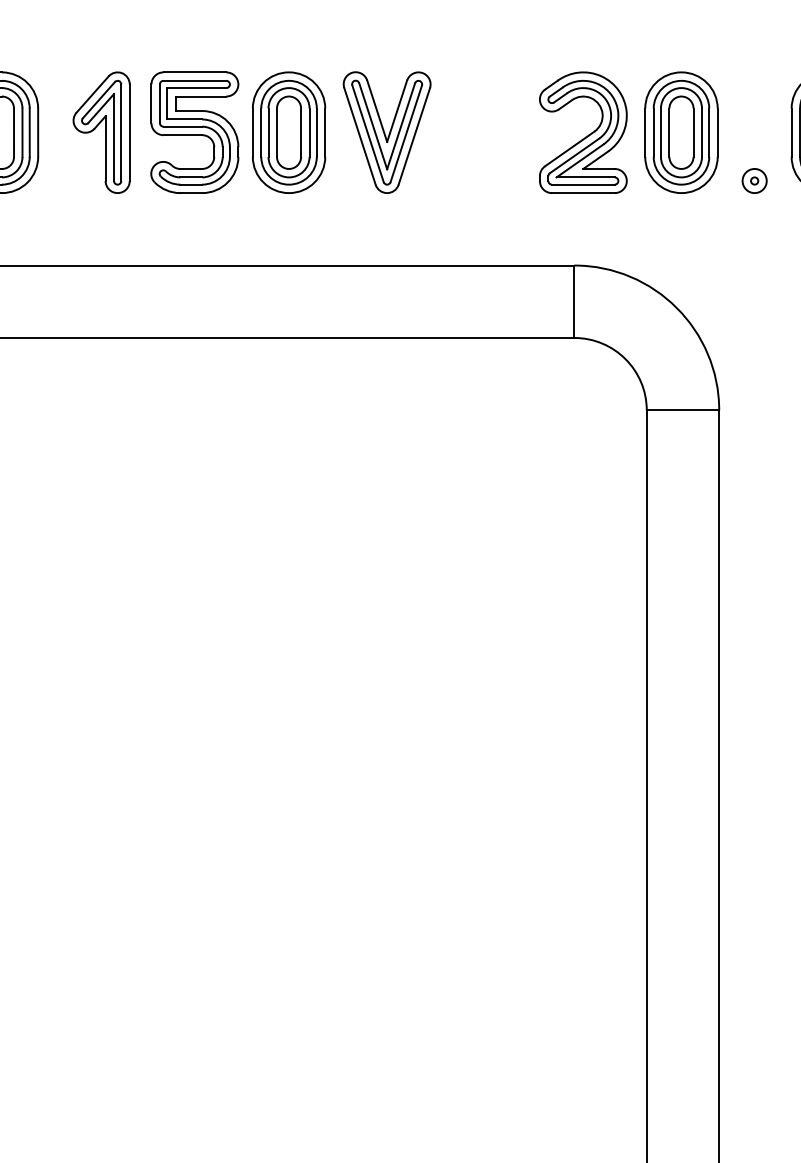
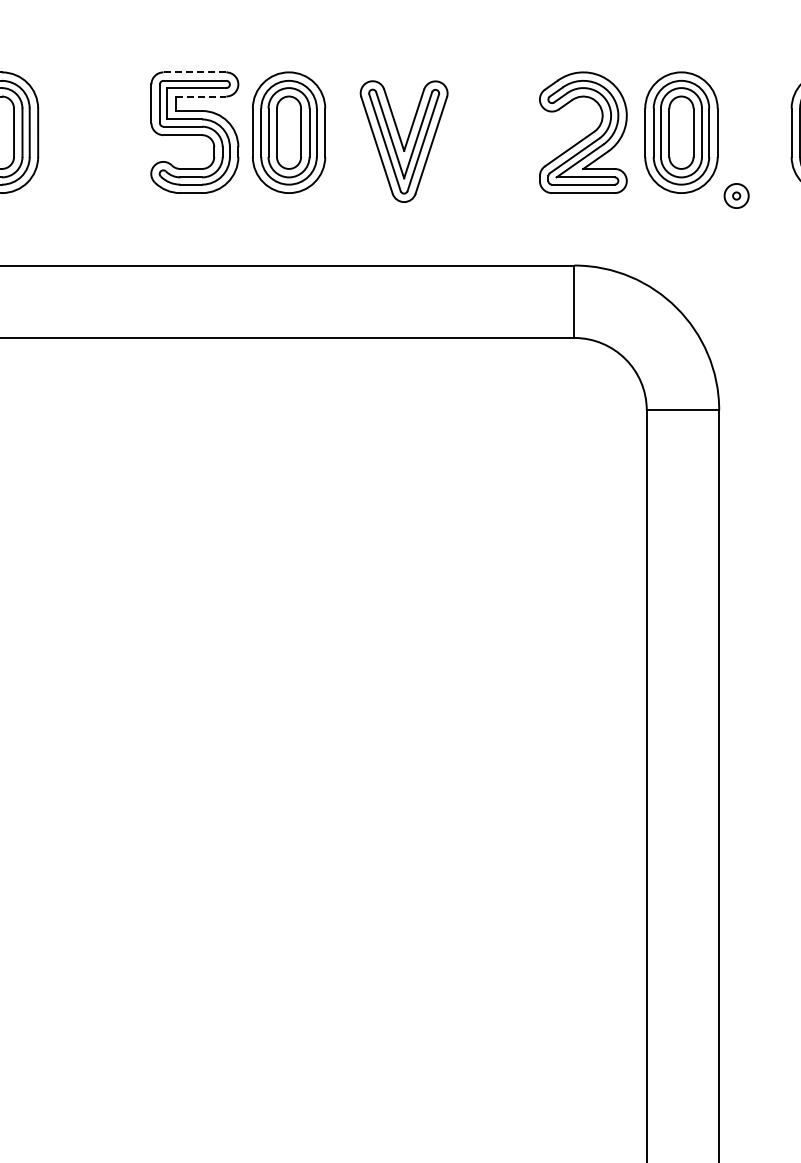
line: solid -> dashed (194, 72)
line: solid -> dashed (201, 96)
part: present -> none (101, 132)
part position: (386, 132) -> (403, 141) (403, 141)
part position: (754, 180) -> (736, 195) (736, 195)
